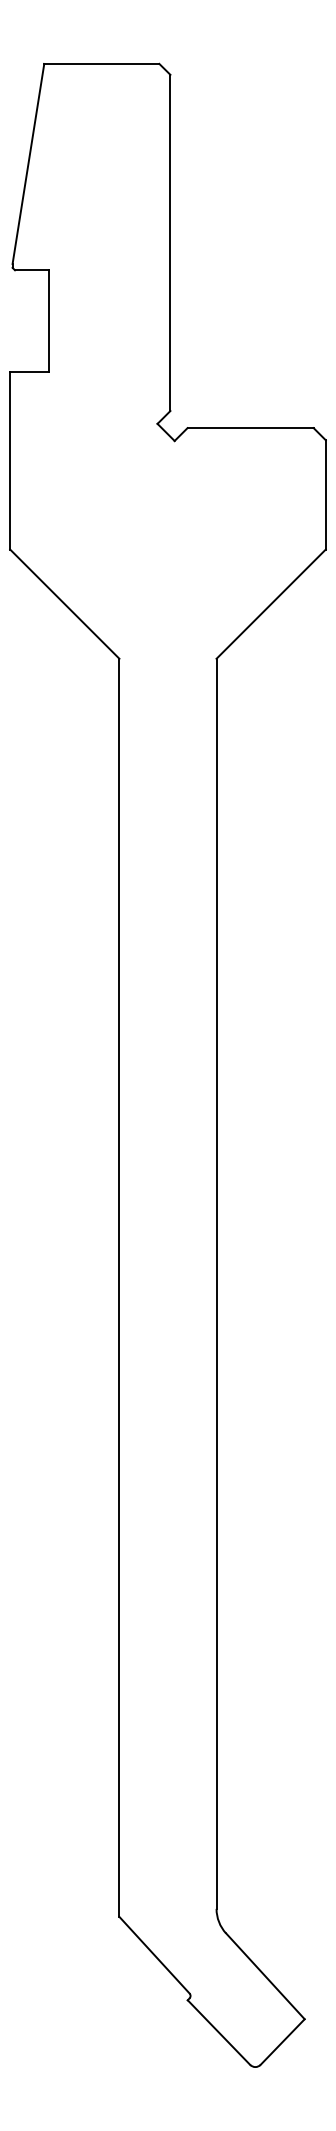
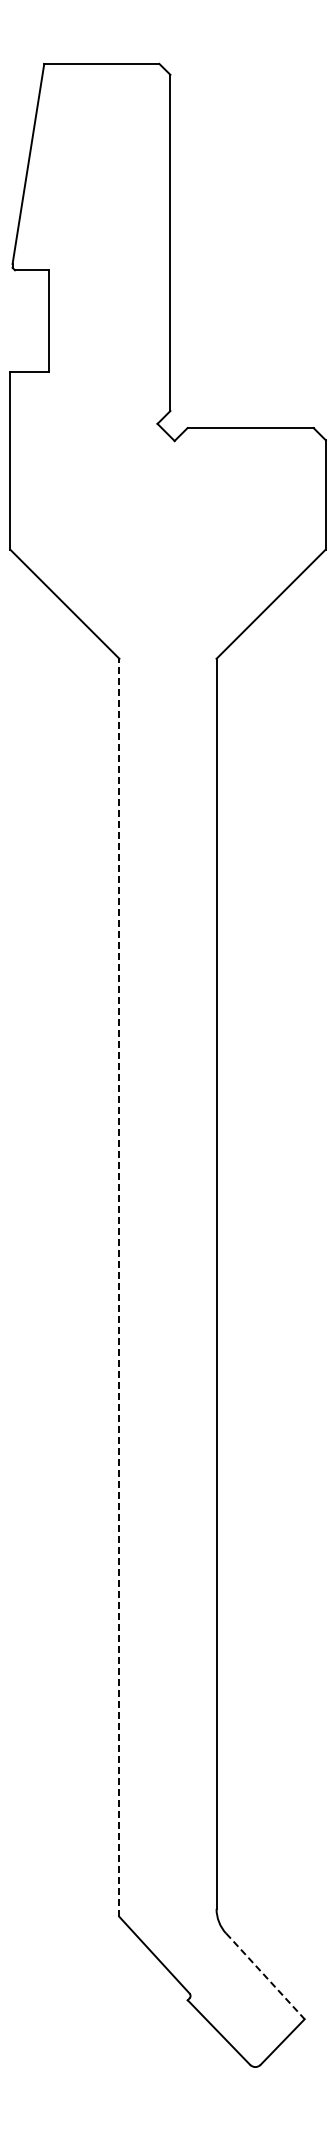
line: solid -> dashed (119, 1287)
line: solid -> dashed (265, 1976)
